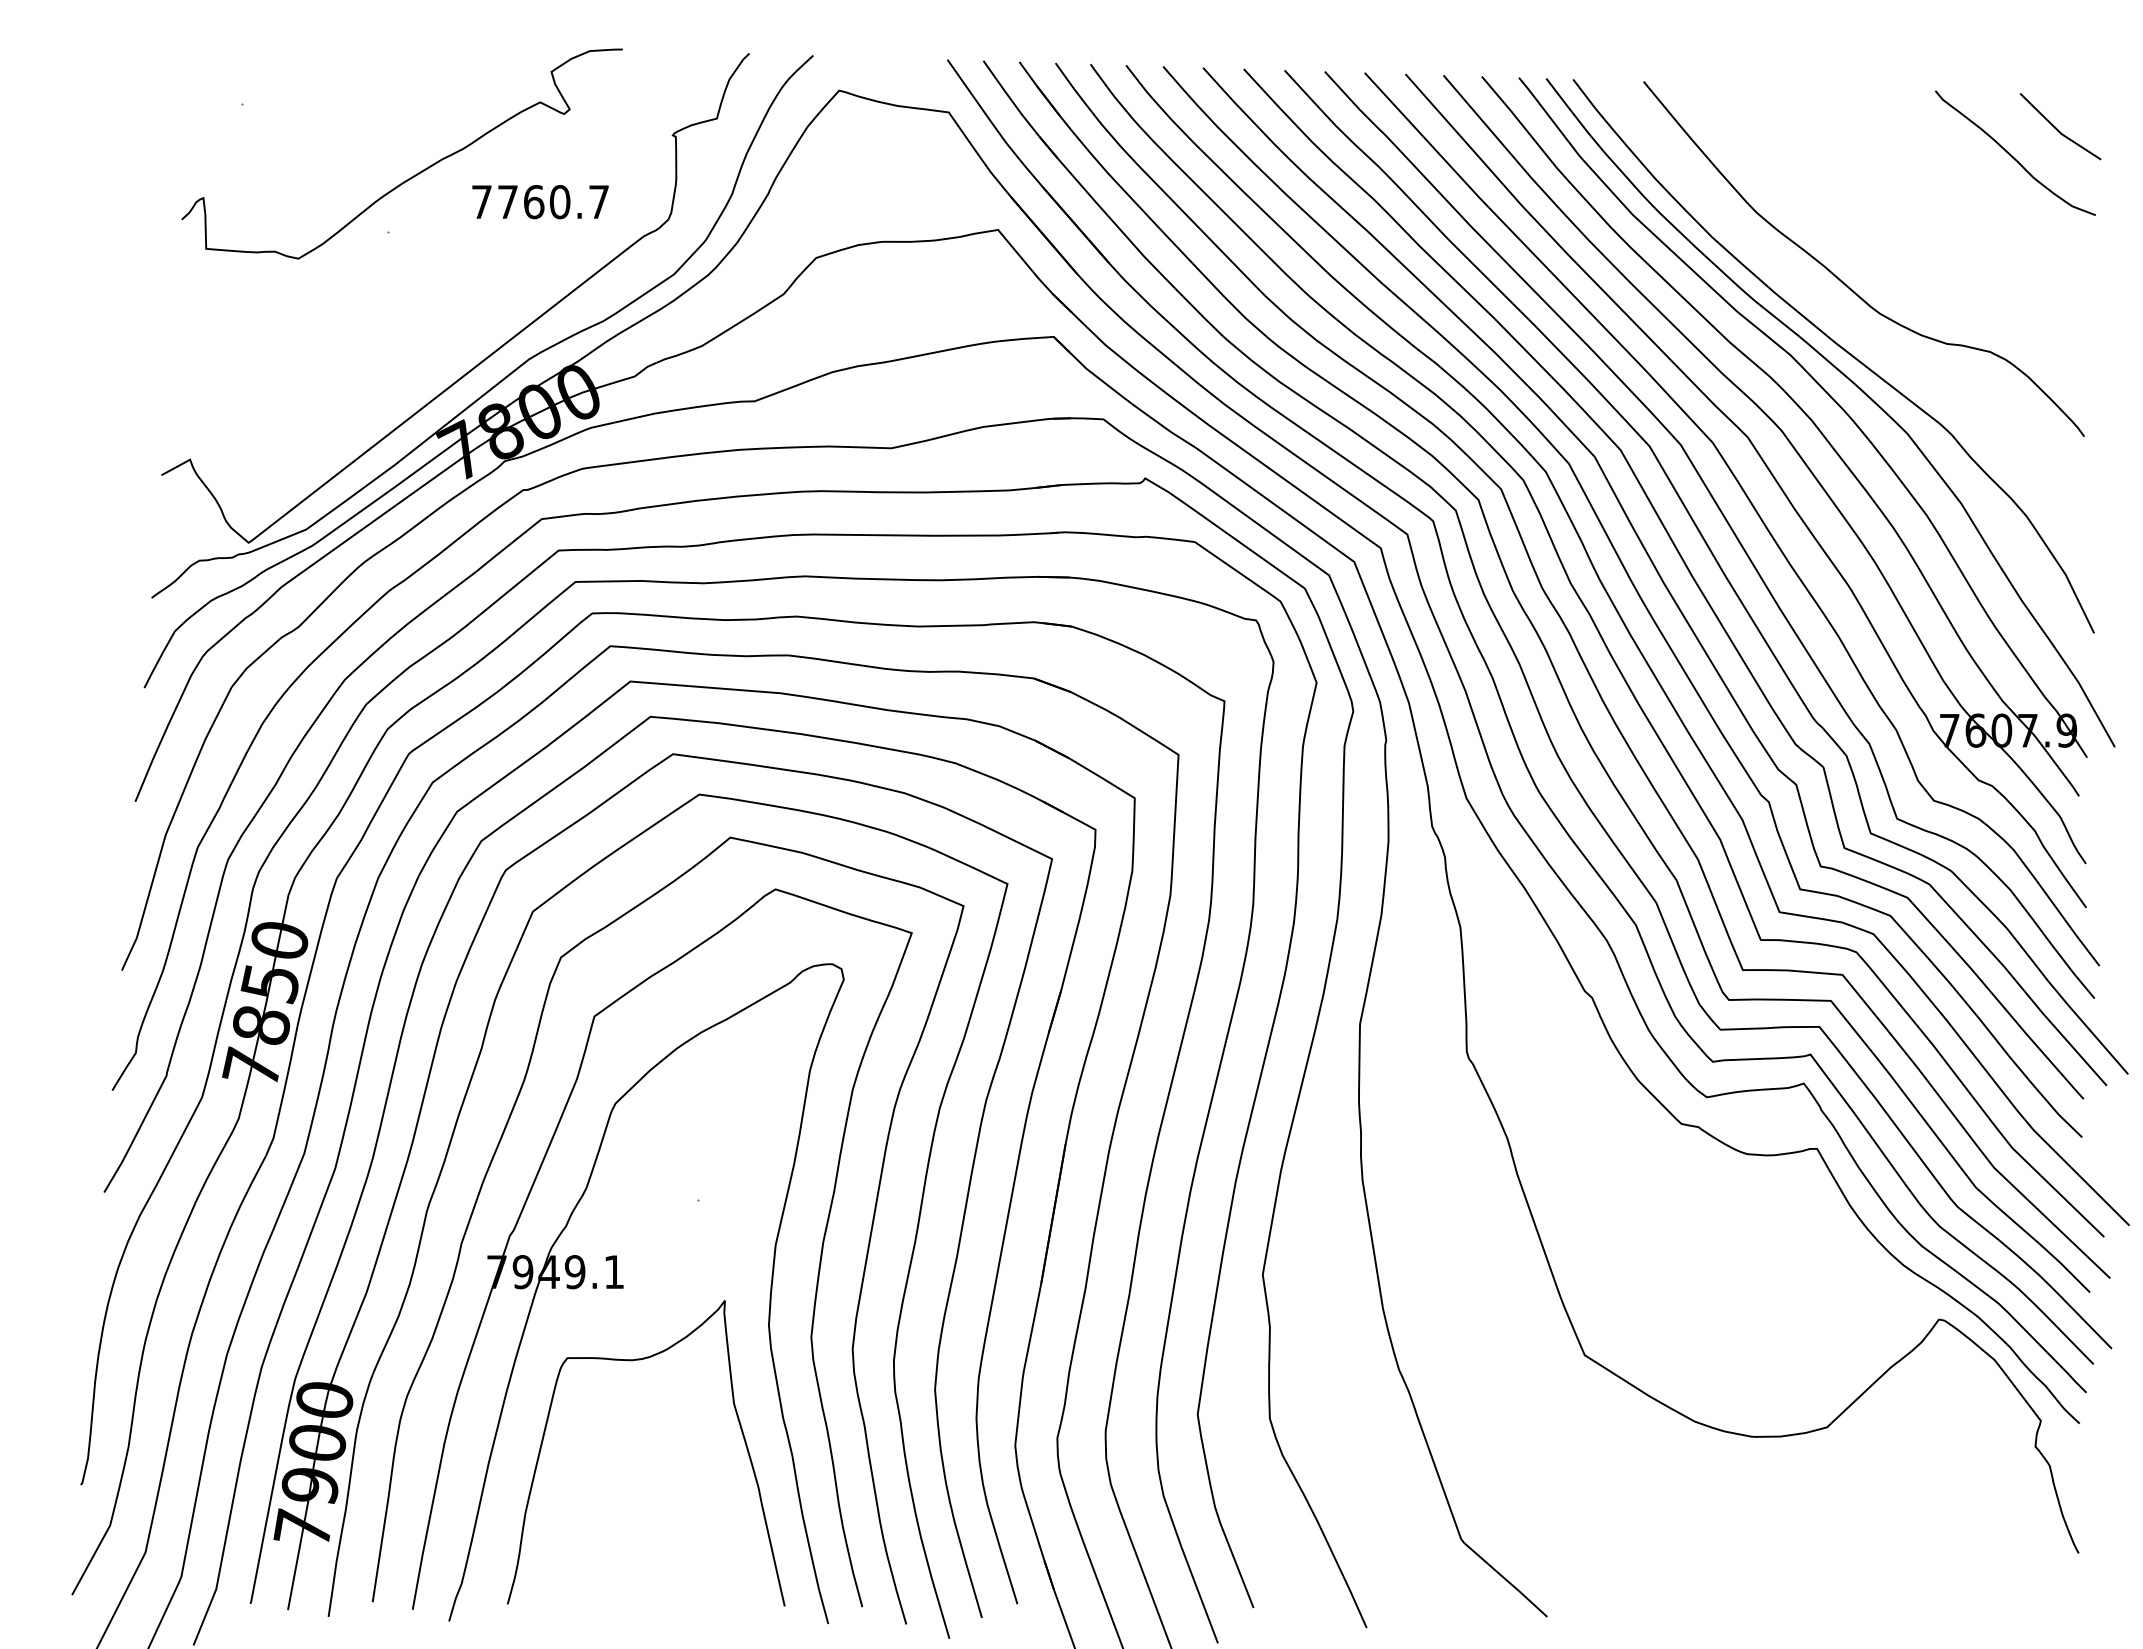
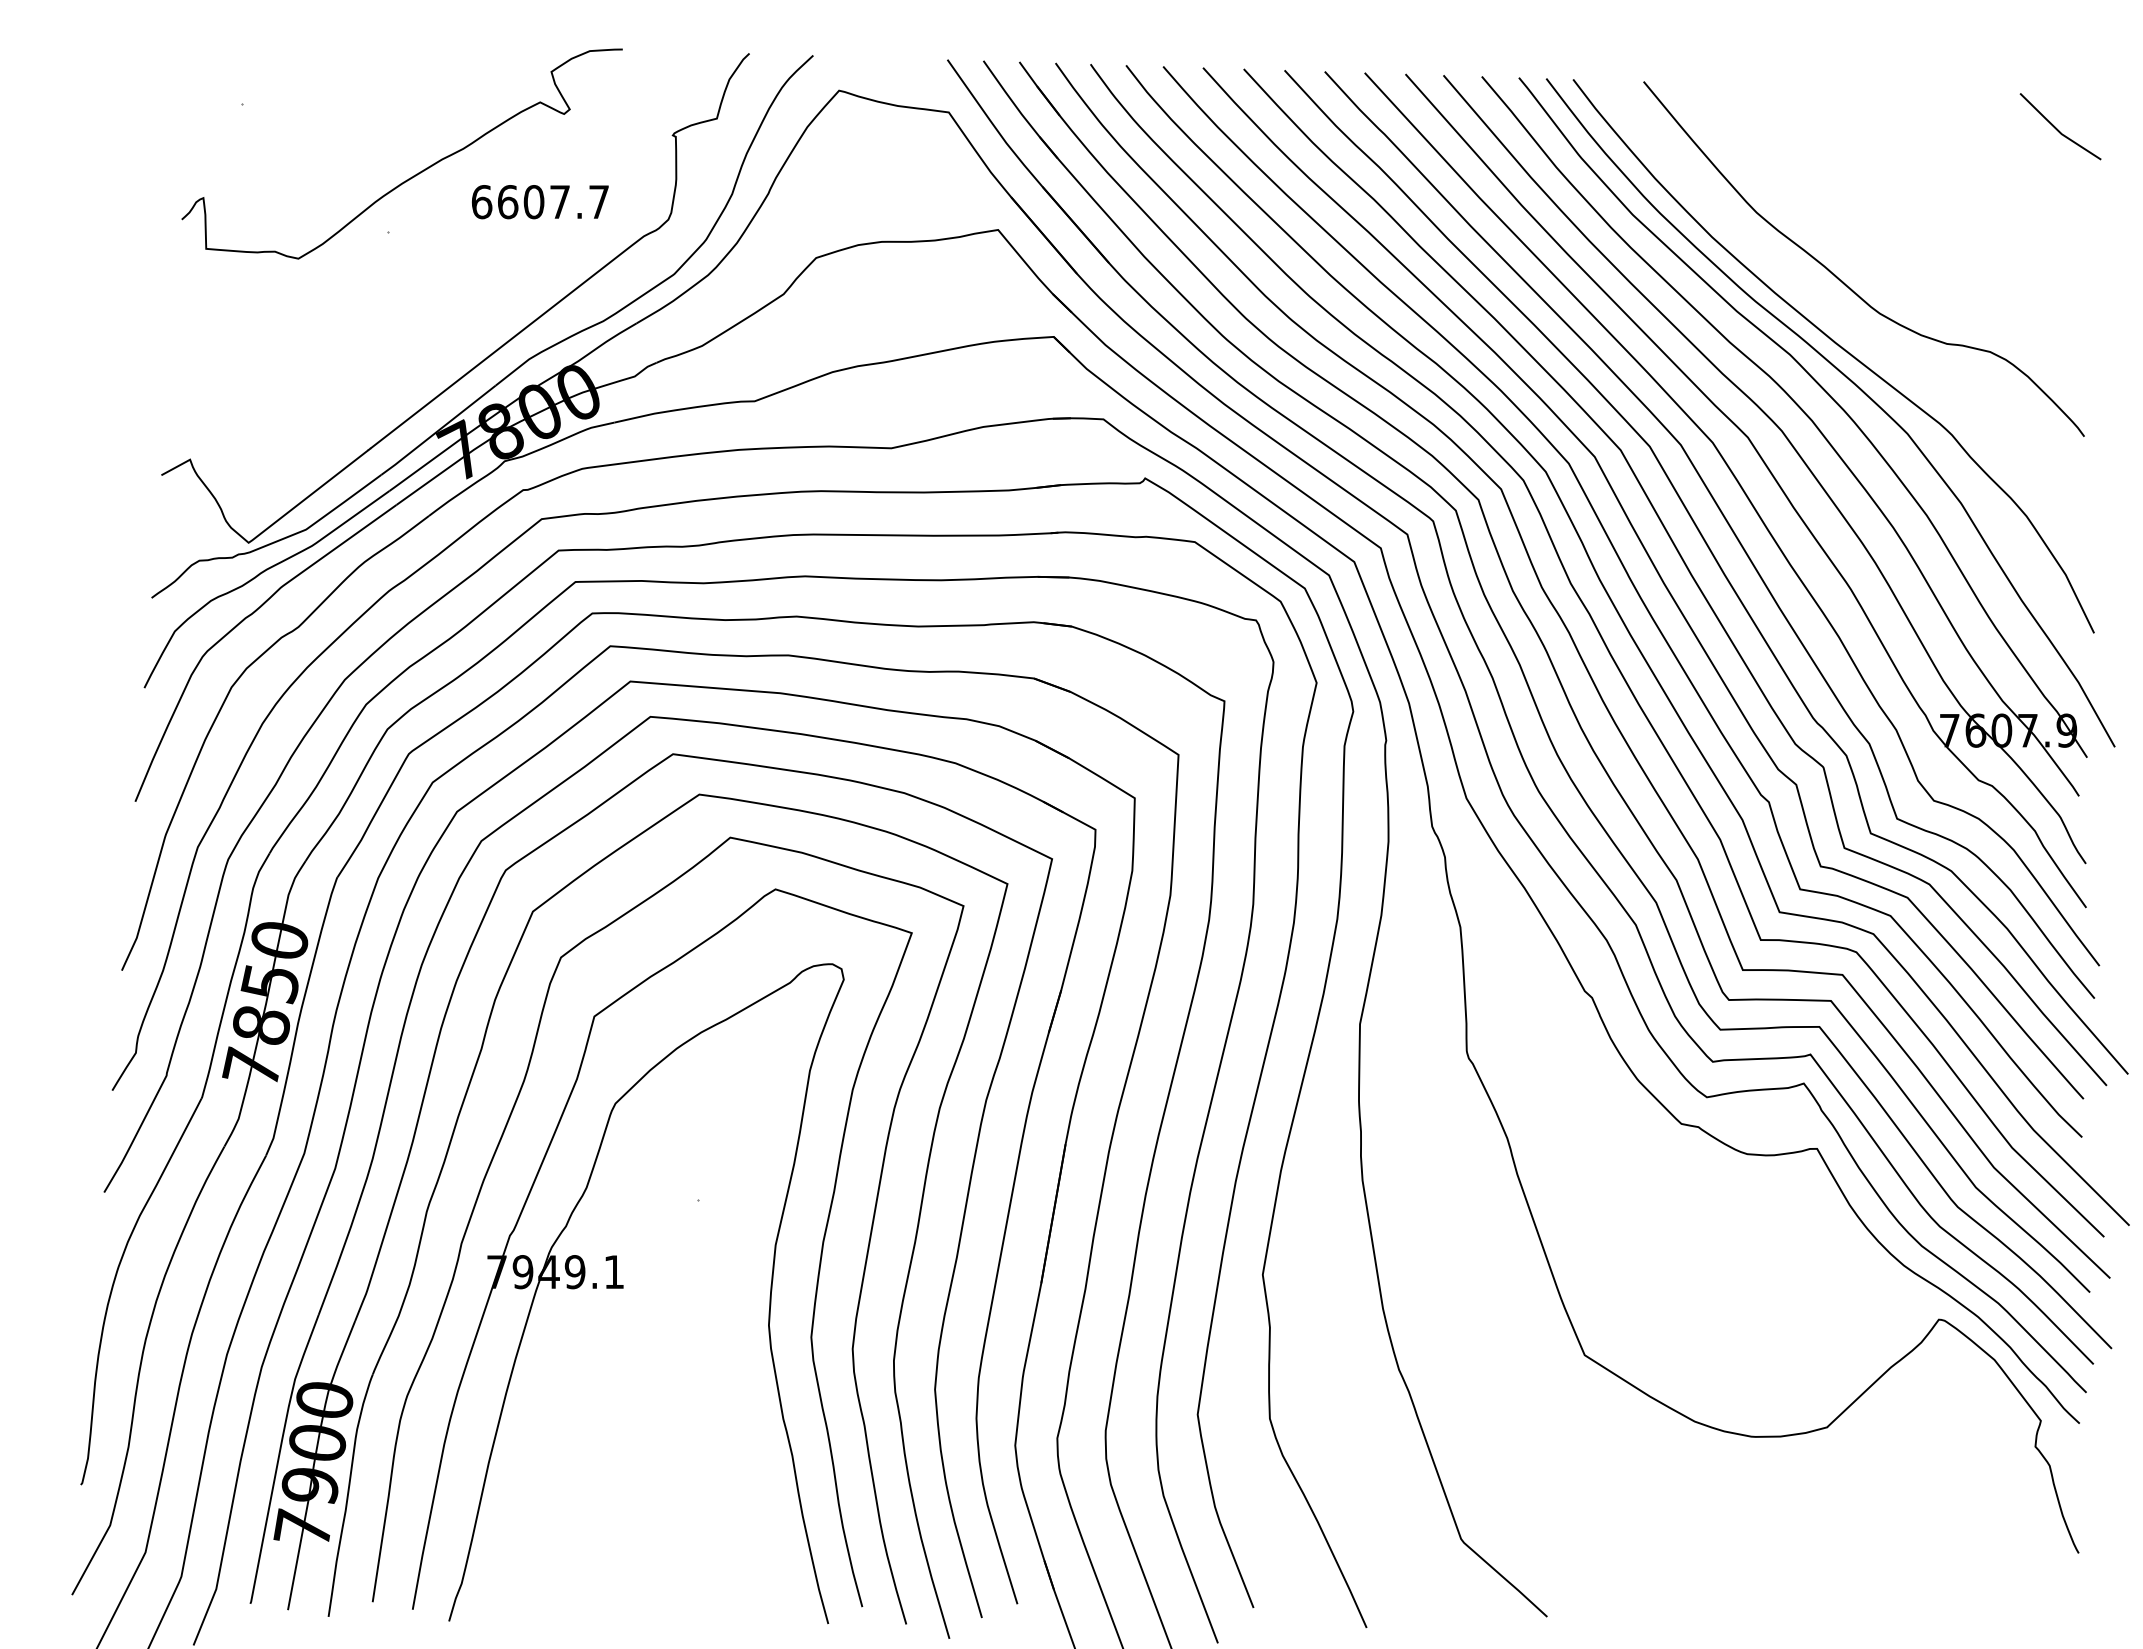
curve: present -> none (2012, 155)
text: 7760.7 -> 6607.7 (520, 202)
curve: present -> none (632, 1361)
